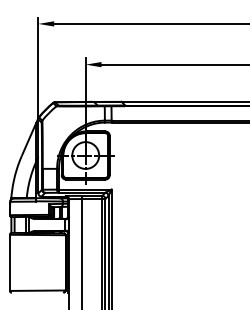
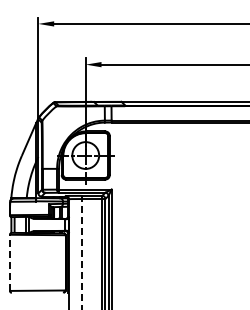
line: solid -> dashed (81, 253)
line: solid -> dashed (9, 262)
